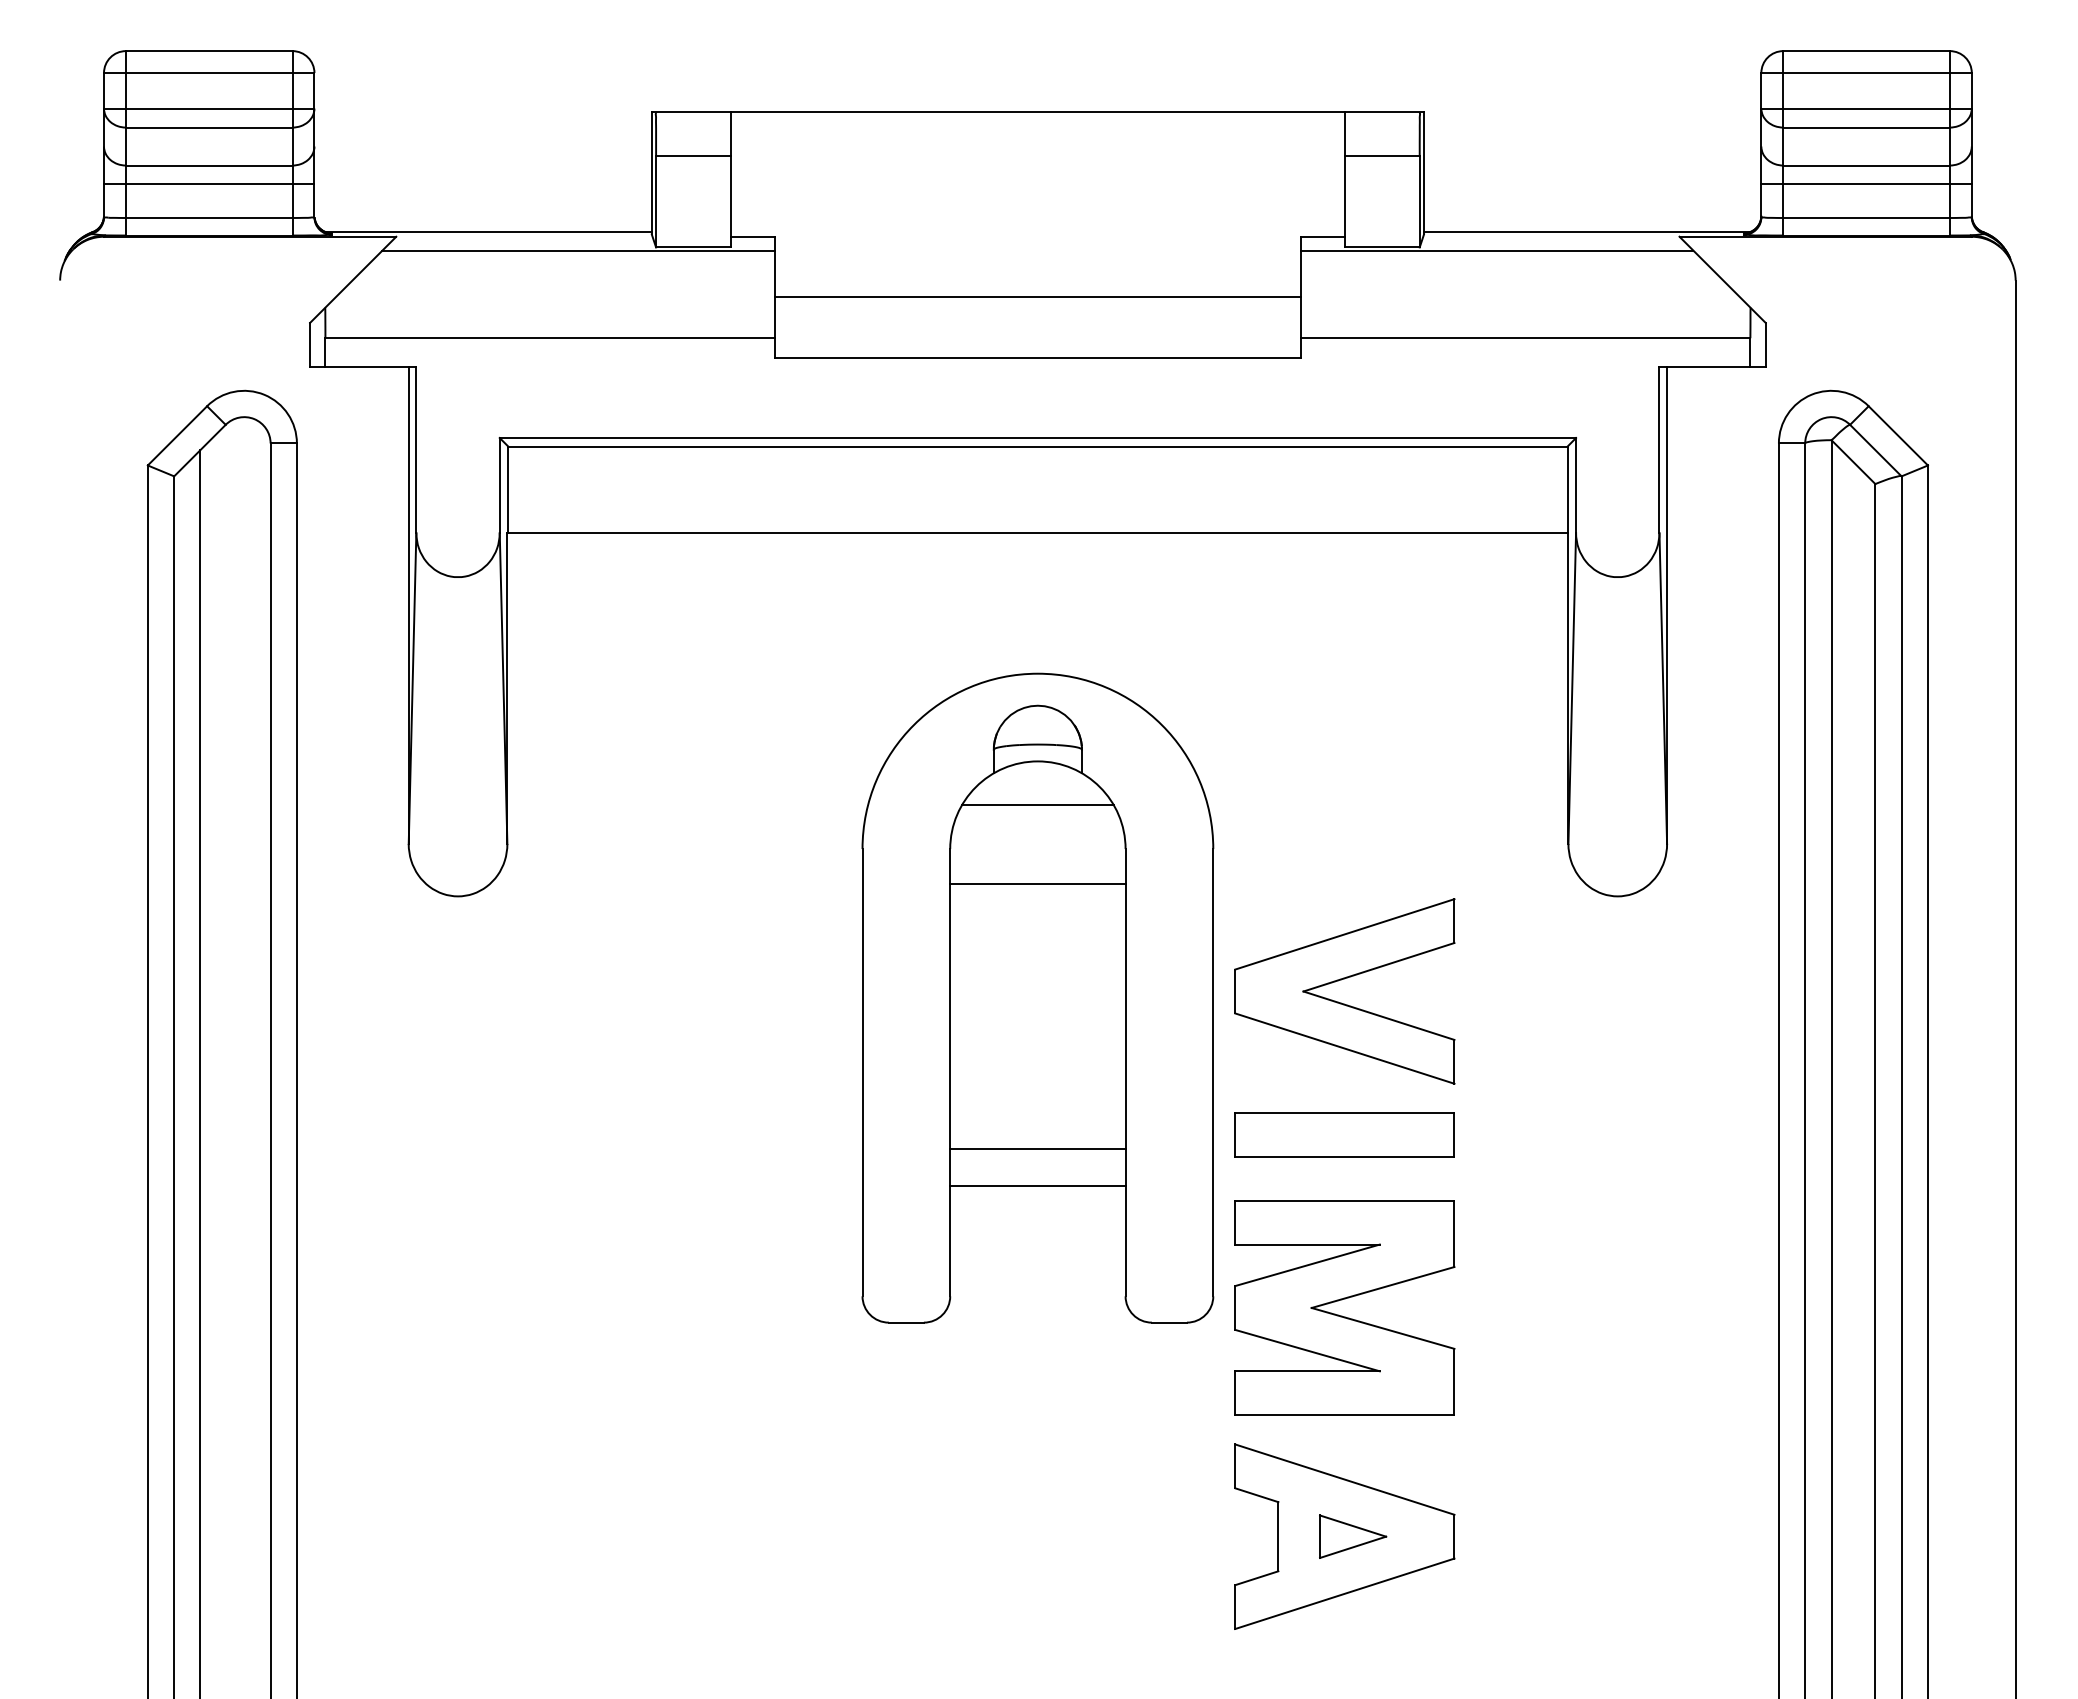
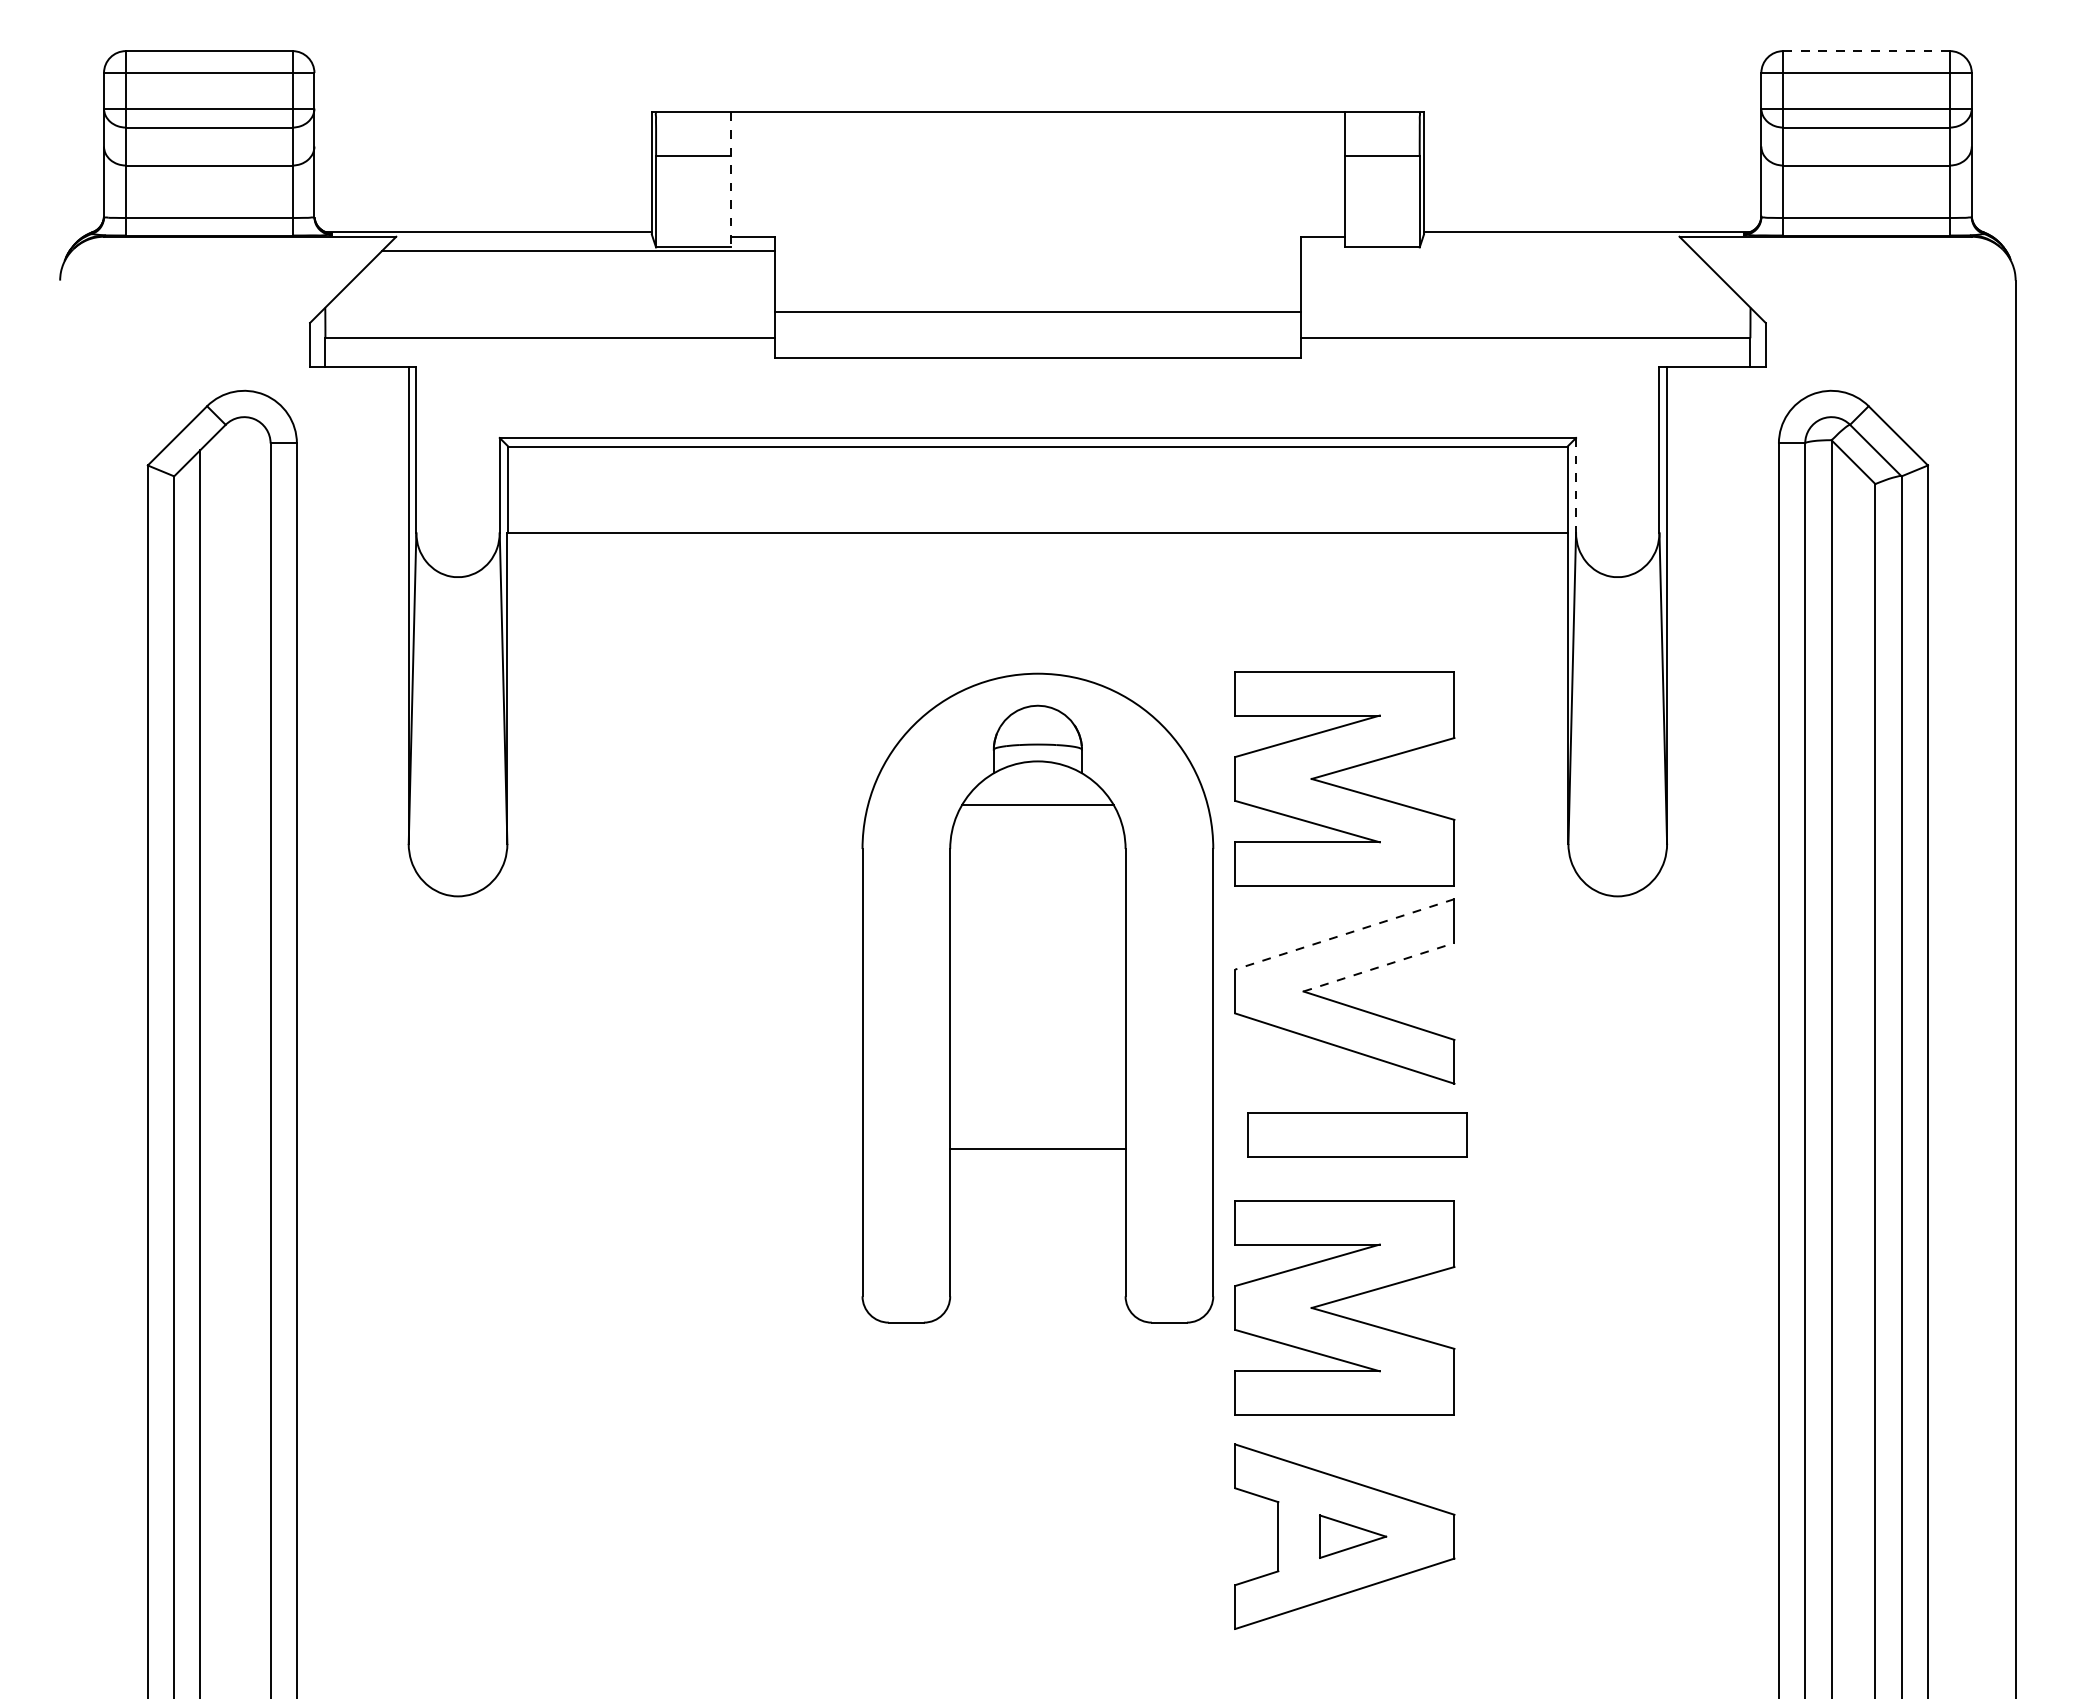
line: solid -> dashed (1866, 51)
line: solid -> dashed (730, 180)
line: present -> none (209, 184)
line: present -> none (1866, 184)
line: present -> none (1496, 250)
line position: (1037, 296) -> (1037, 311) (1037, 311)
line: solid -> dashed (1576, 485)
part: none -> present (1342, 771)
line: present -> none (1037, 884)
line: solid -> dashed (1344, 934)
line: solid -> dashed (1379, 967)
part position: (1344, 1134) -> (1357, 1134) (1357, 1134)
line: present -> none (1037, 1185)
